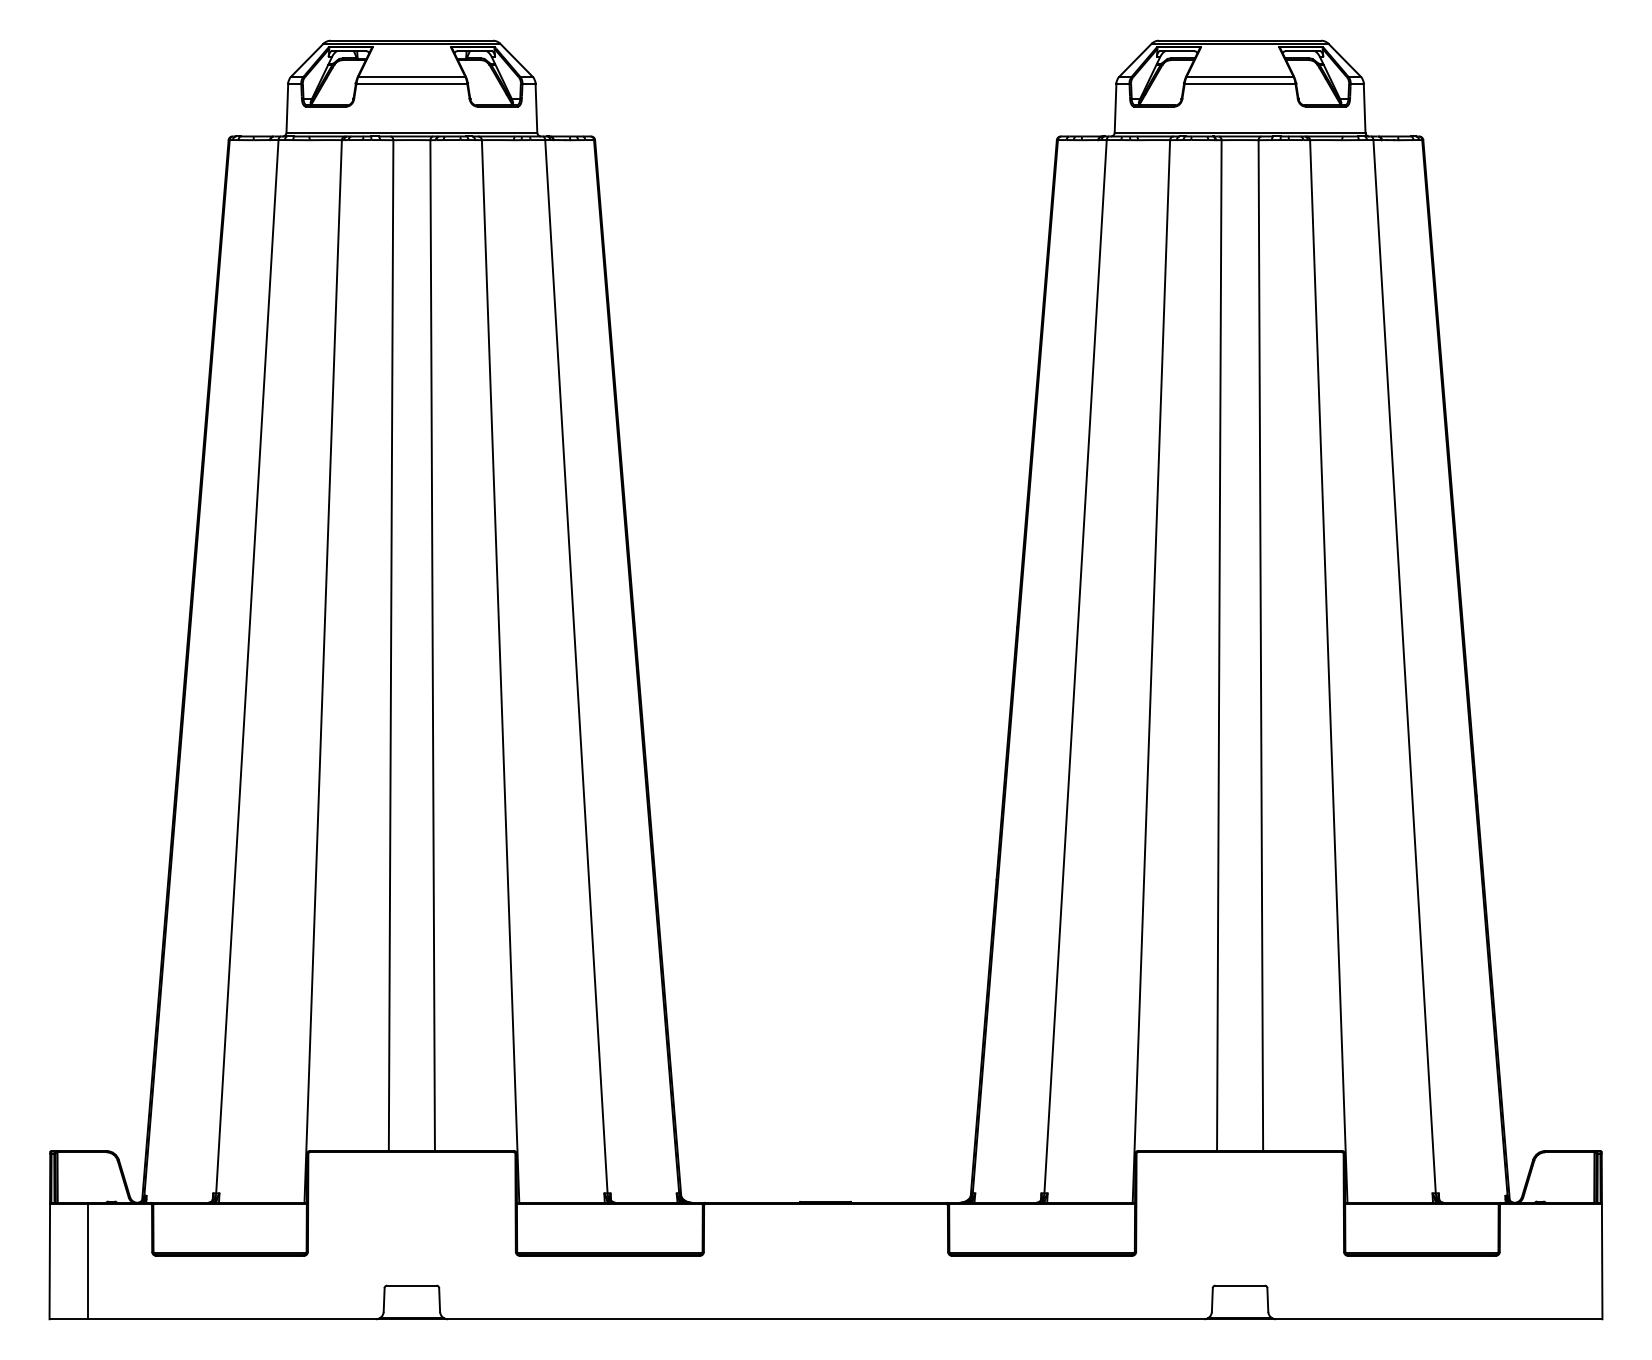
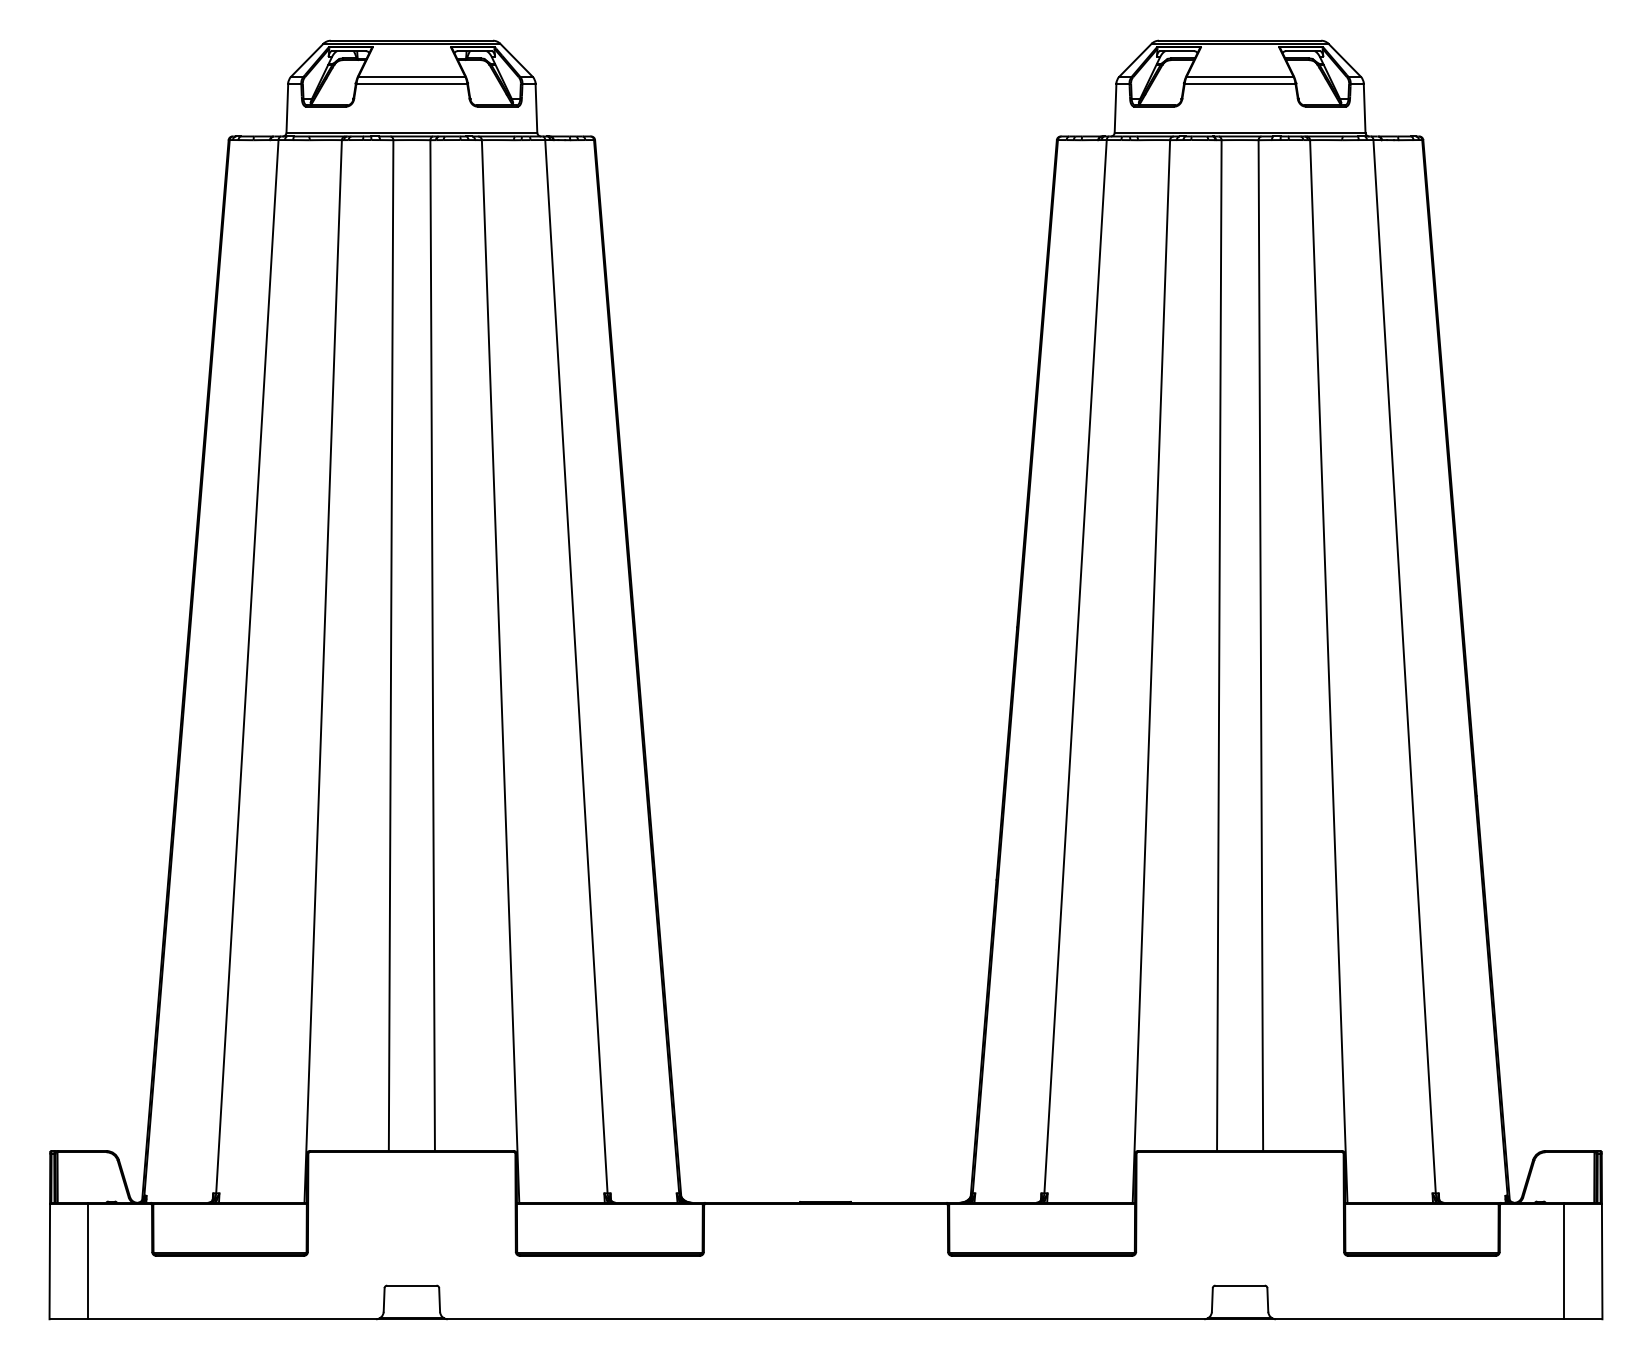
line: none -> present (1563, 1260)
